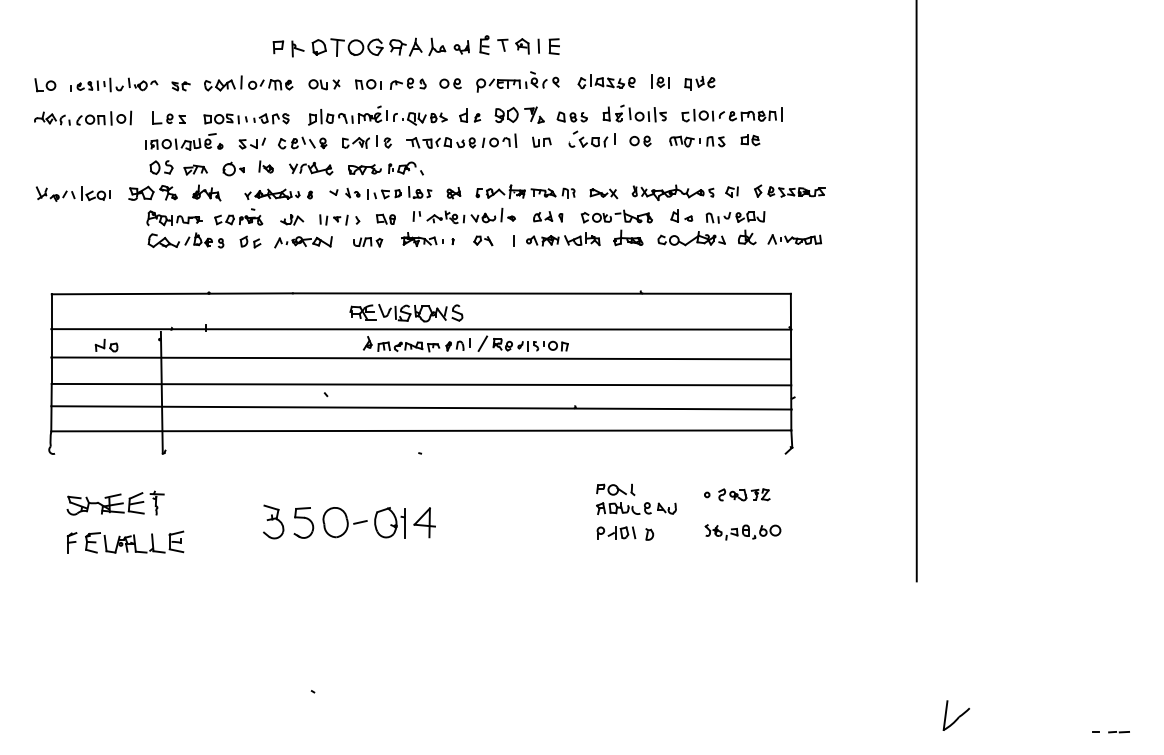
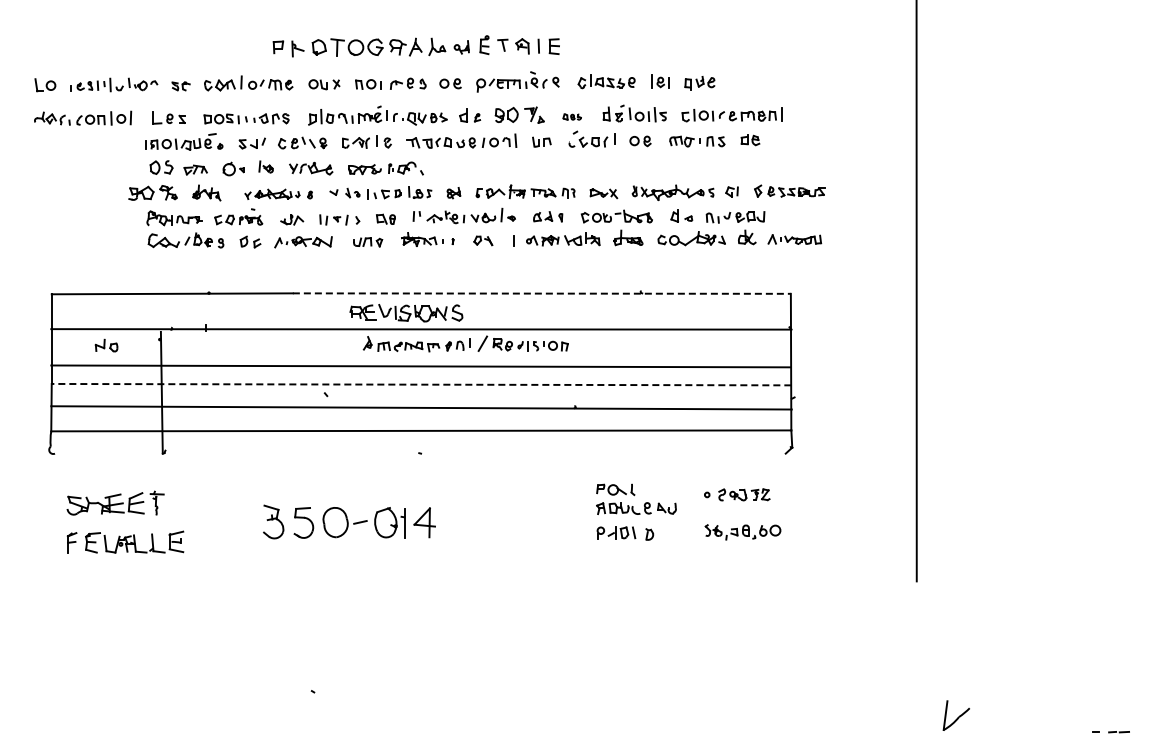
part size: 32x12 px -> 20x8 px (571, 116)
part: present -> none (72, 193)
line: solid -> dashed (542, 293)
line position: (420, 358) -> (420, 366) (420, 366)
line: solid -> dashed (421, 384)
